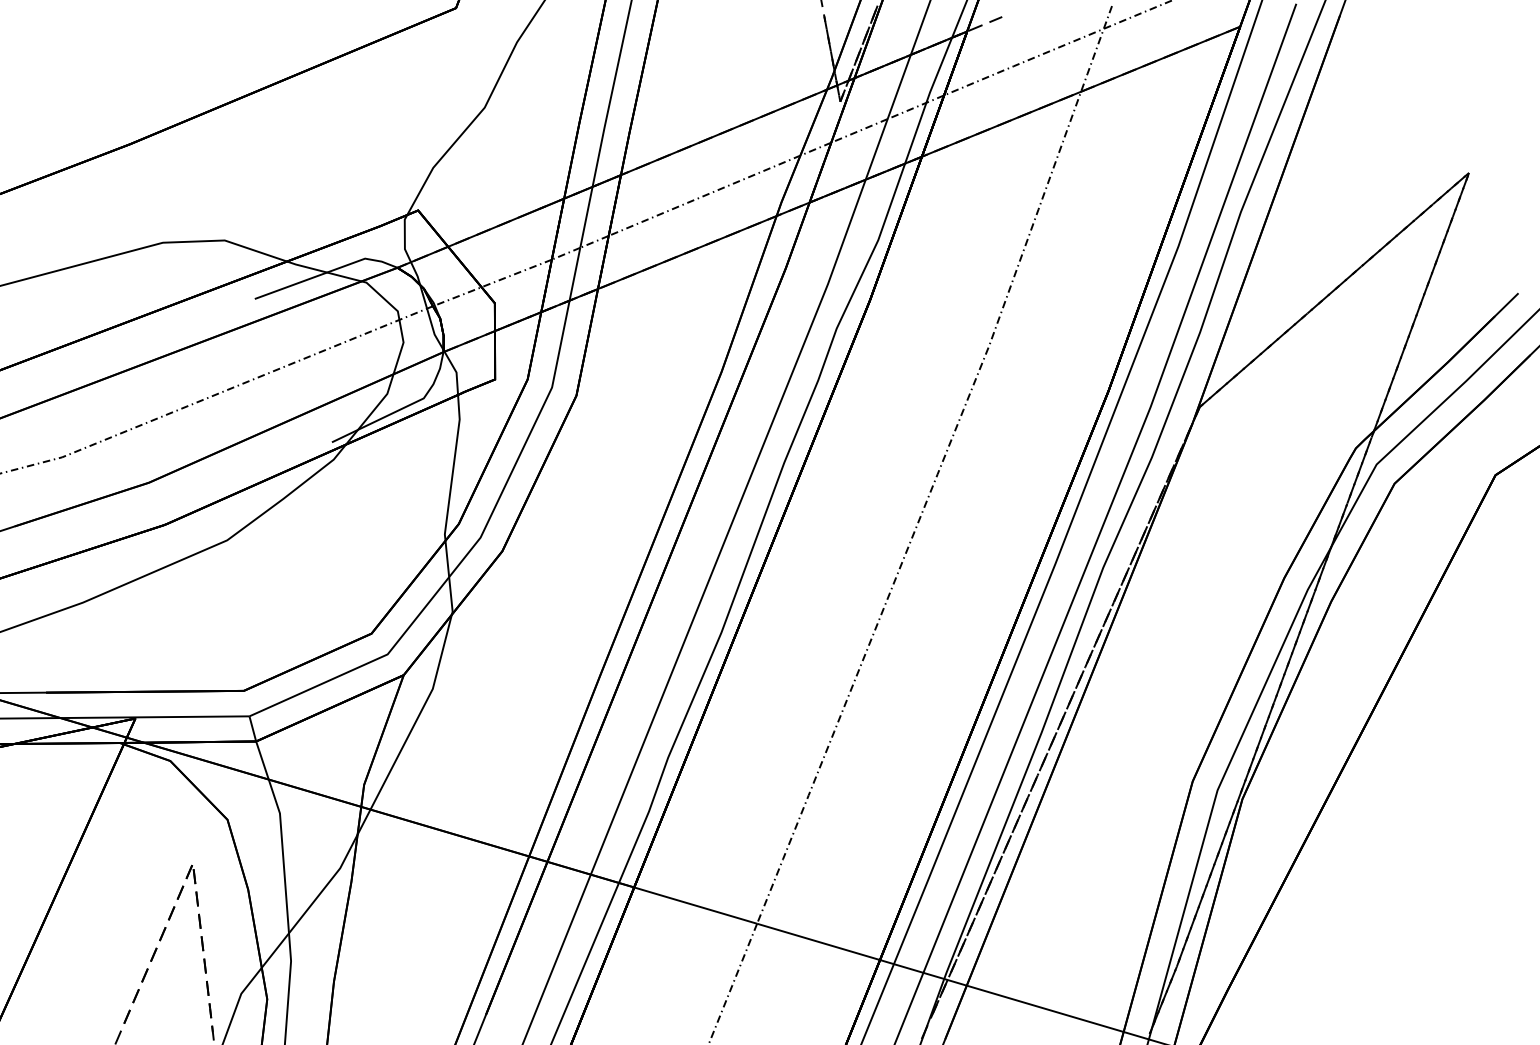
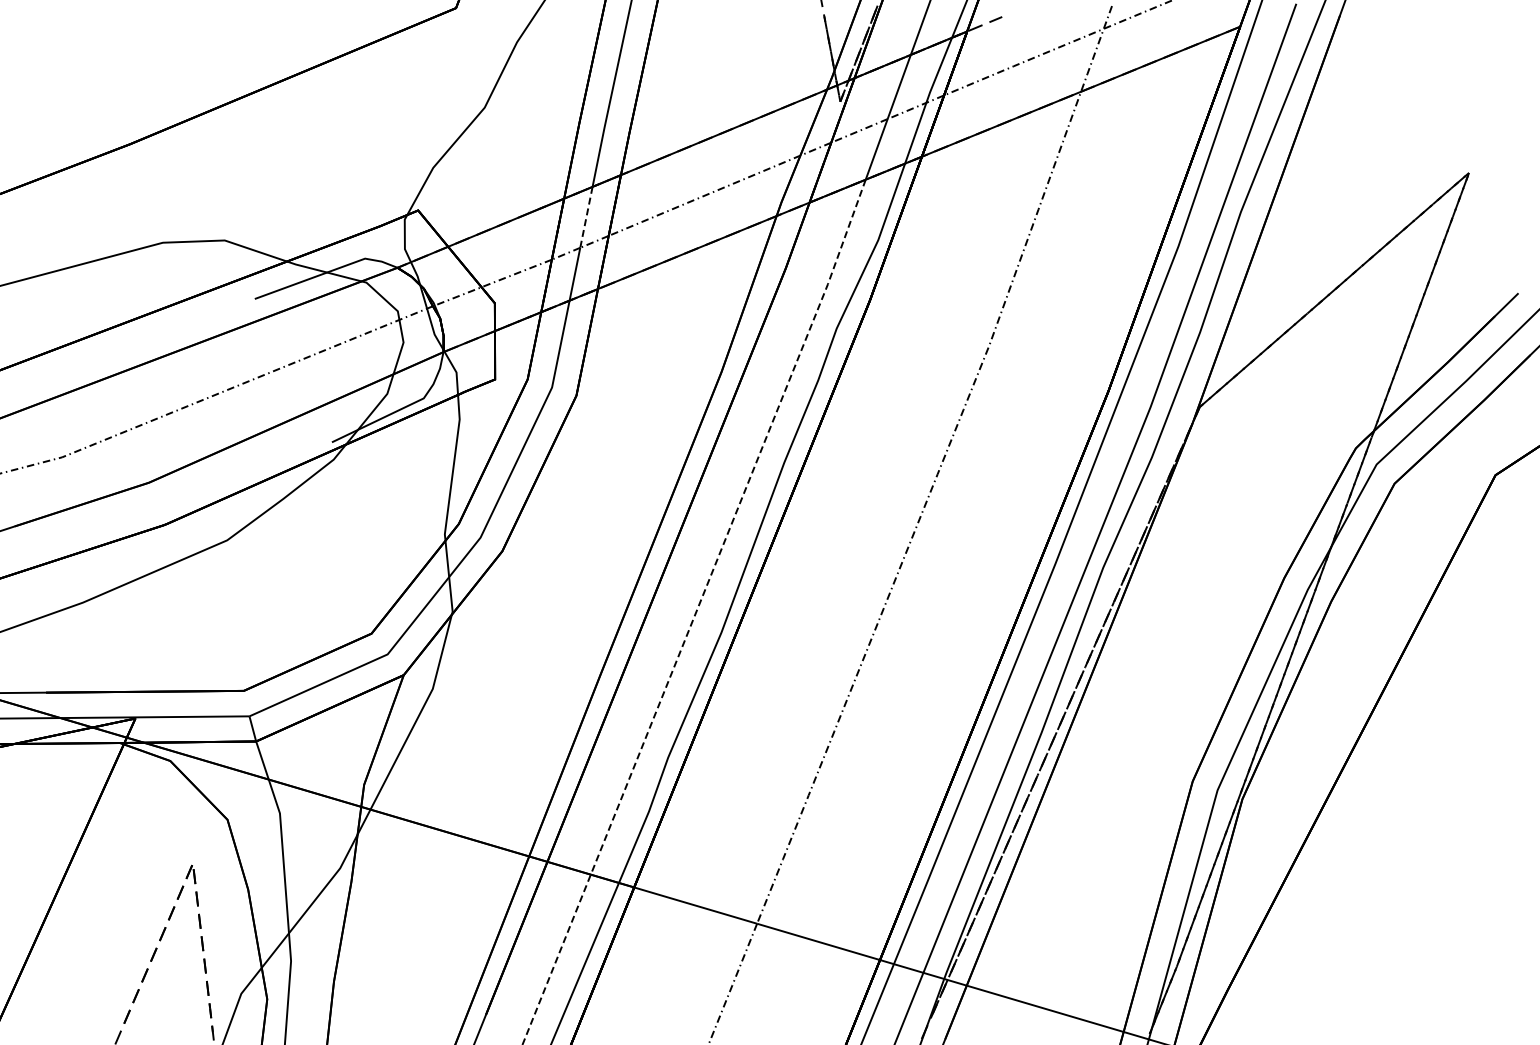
line: solid -> dashed (586, 217)
line: solid -> dashed (696, 612)
